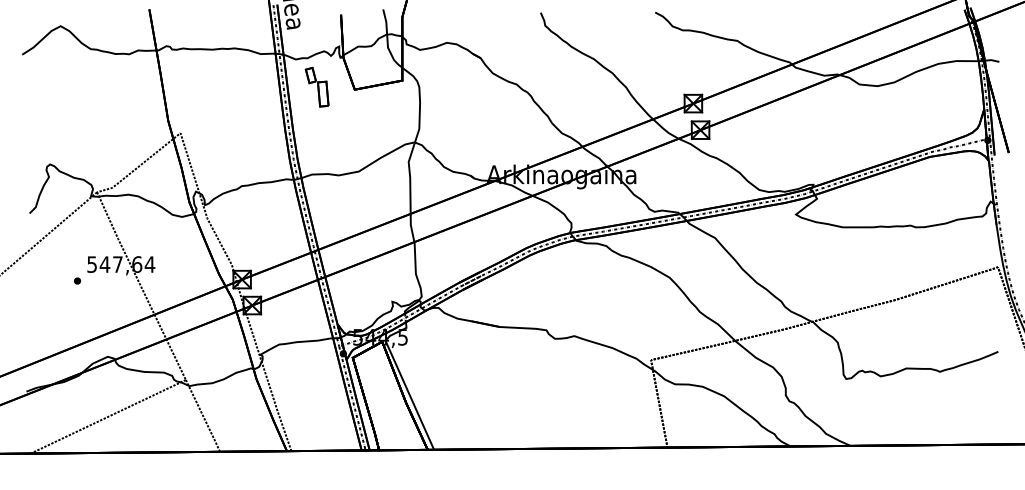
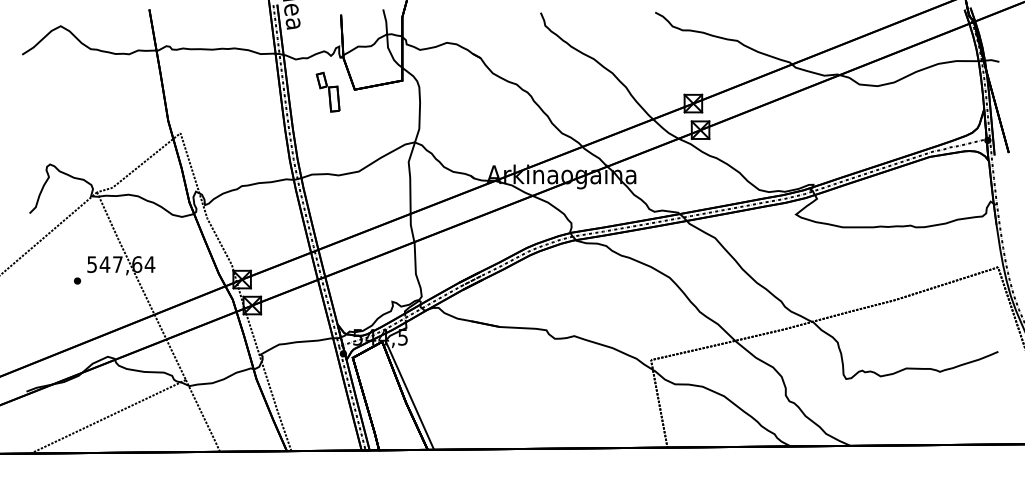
part position: (316, 86) -> (327, 91) (327, 91)
